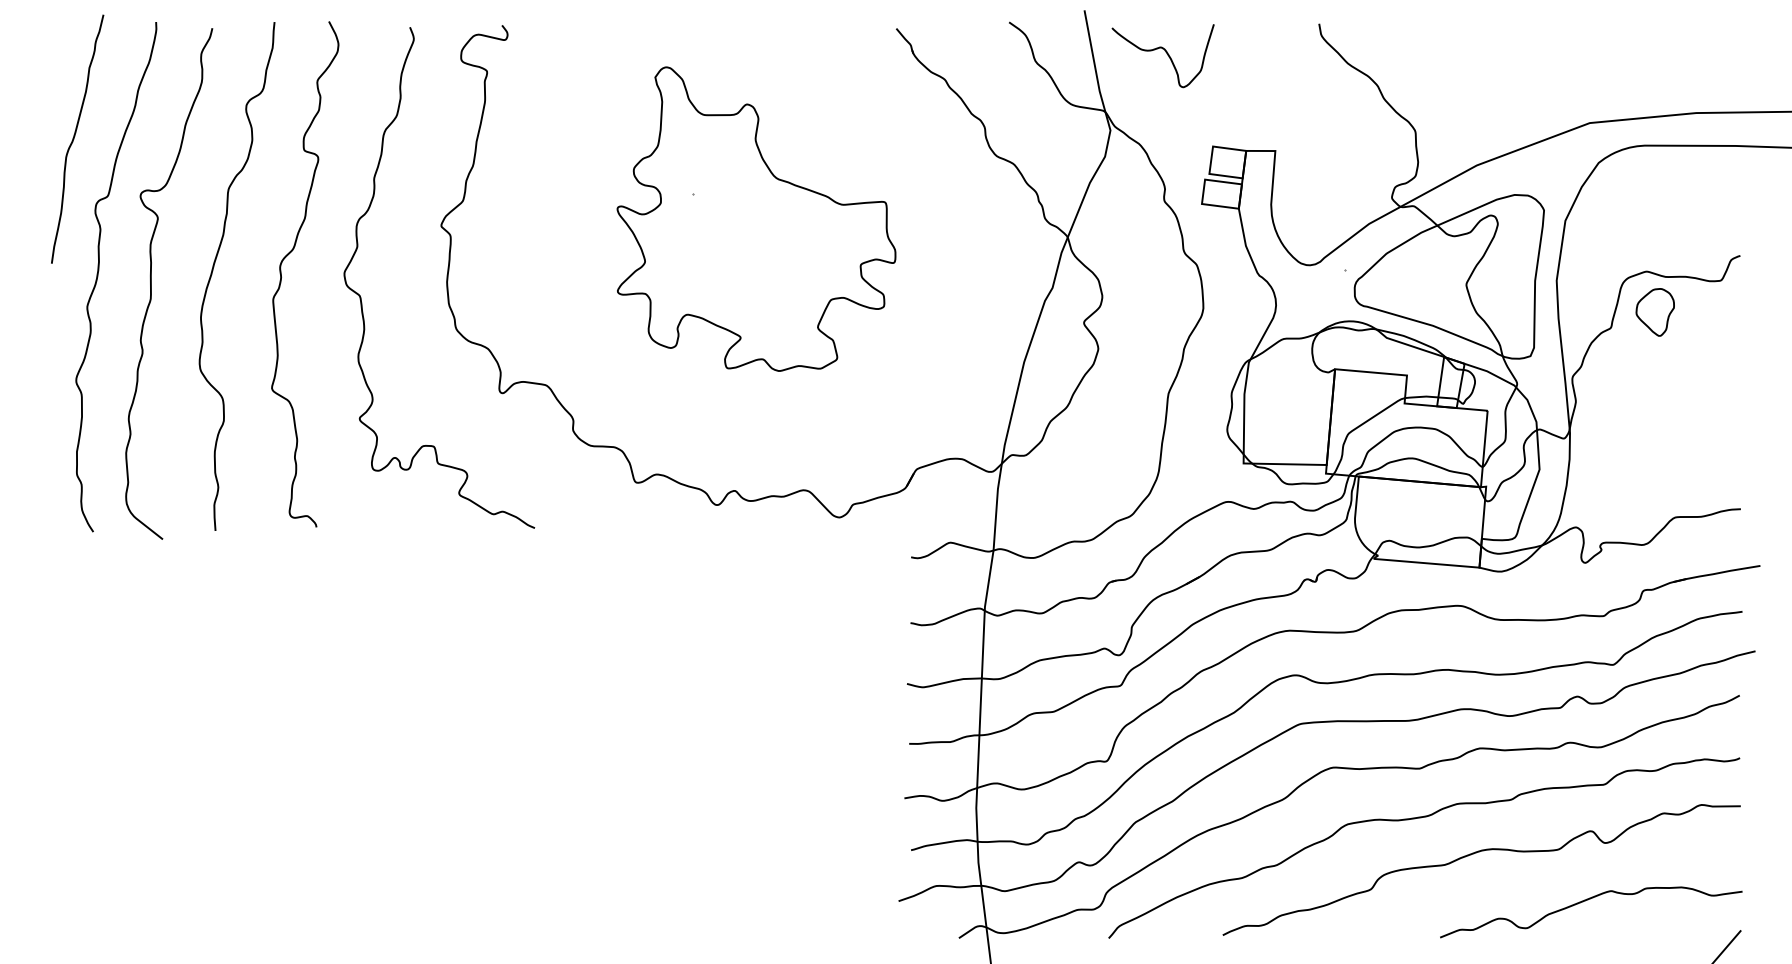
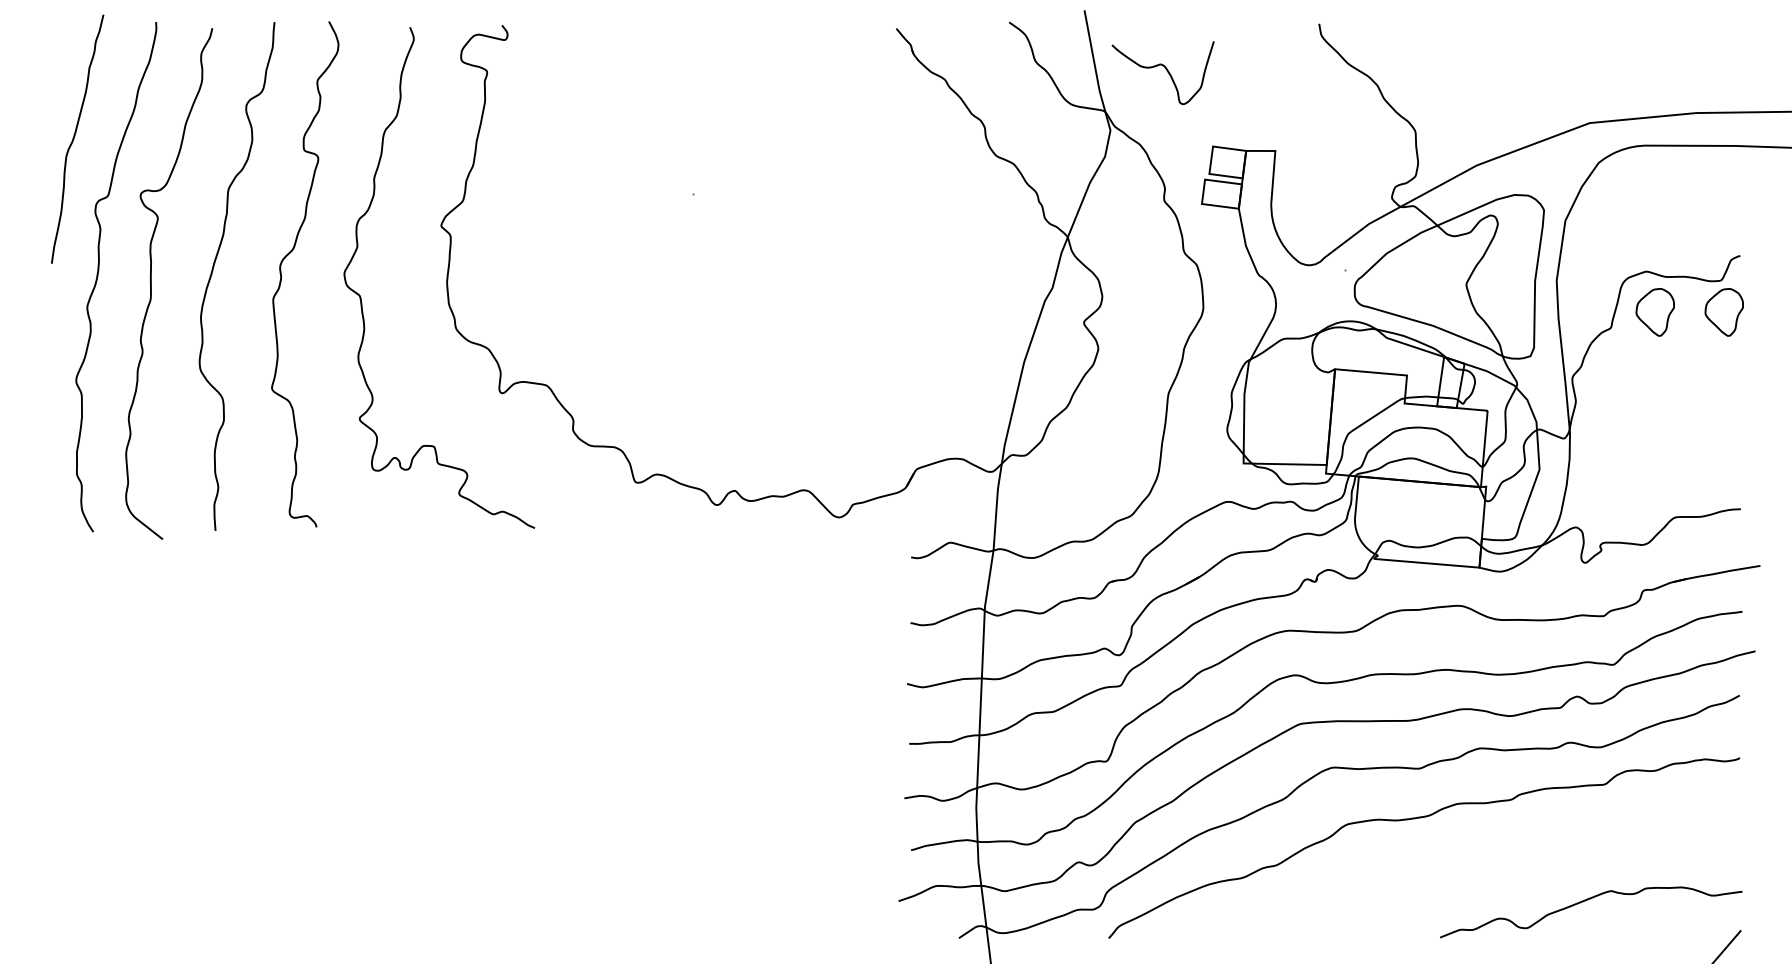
curve position: (1165, 52) -> (1165, 69) (1165, 69)
part: present -> none (756, 218)
part: none -> present (1723, 312)
curve: present -> none (1476, 853)
